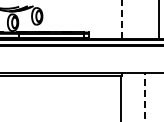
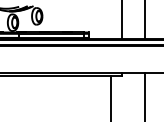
line: dashed -> solid (122, 18)
line position: (159, 20) -> (145, 20) (145, 20)
line position: (120, 96) -> (110, 96) (110, 96)
line: dashed -> solid (145, 97)
